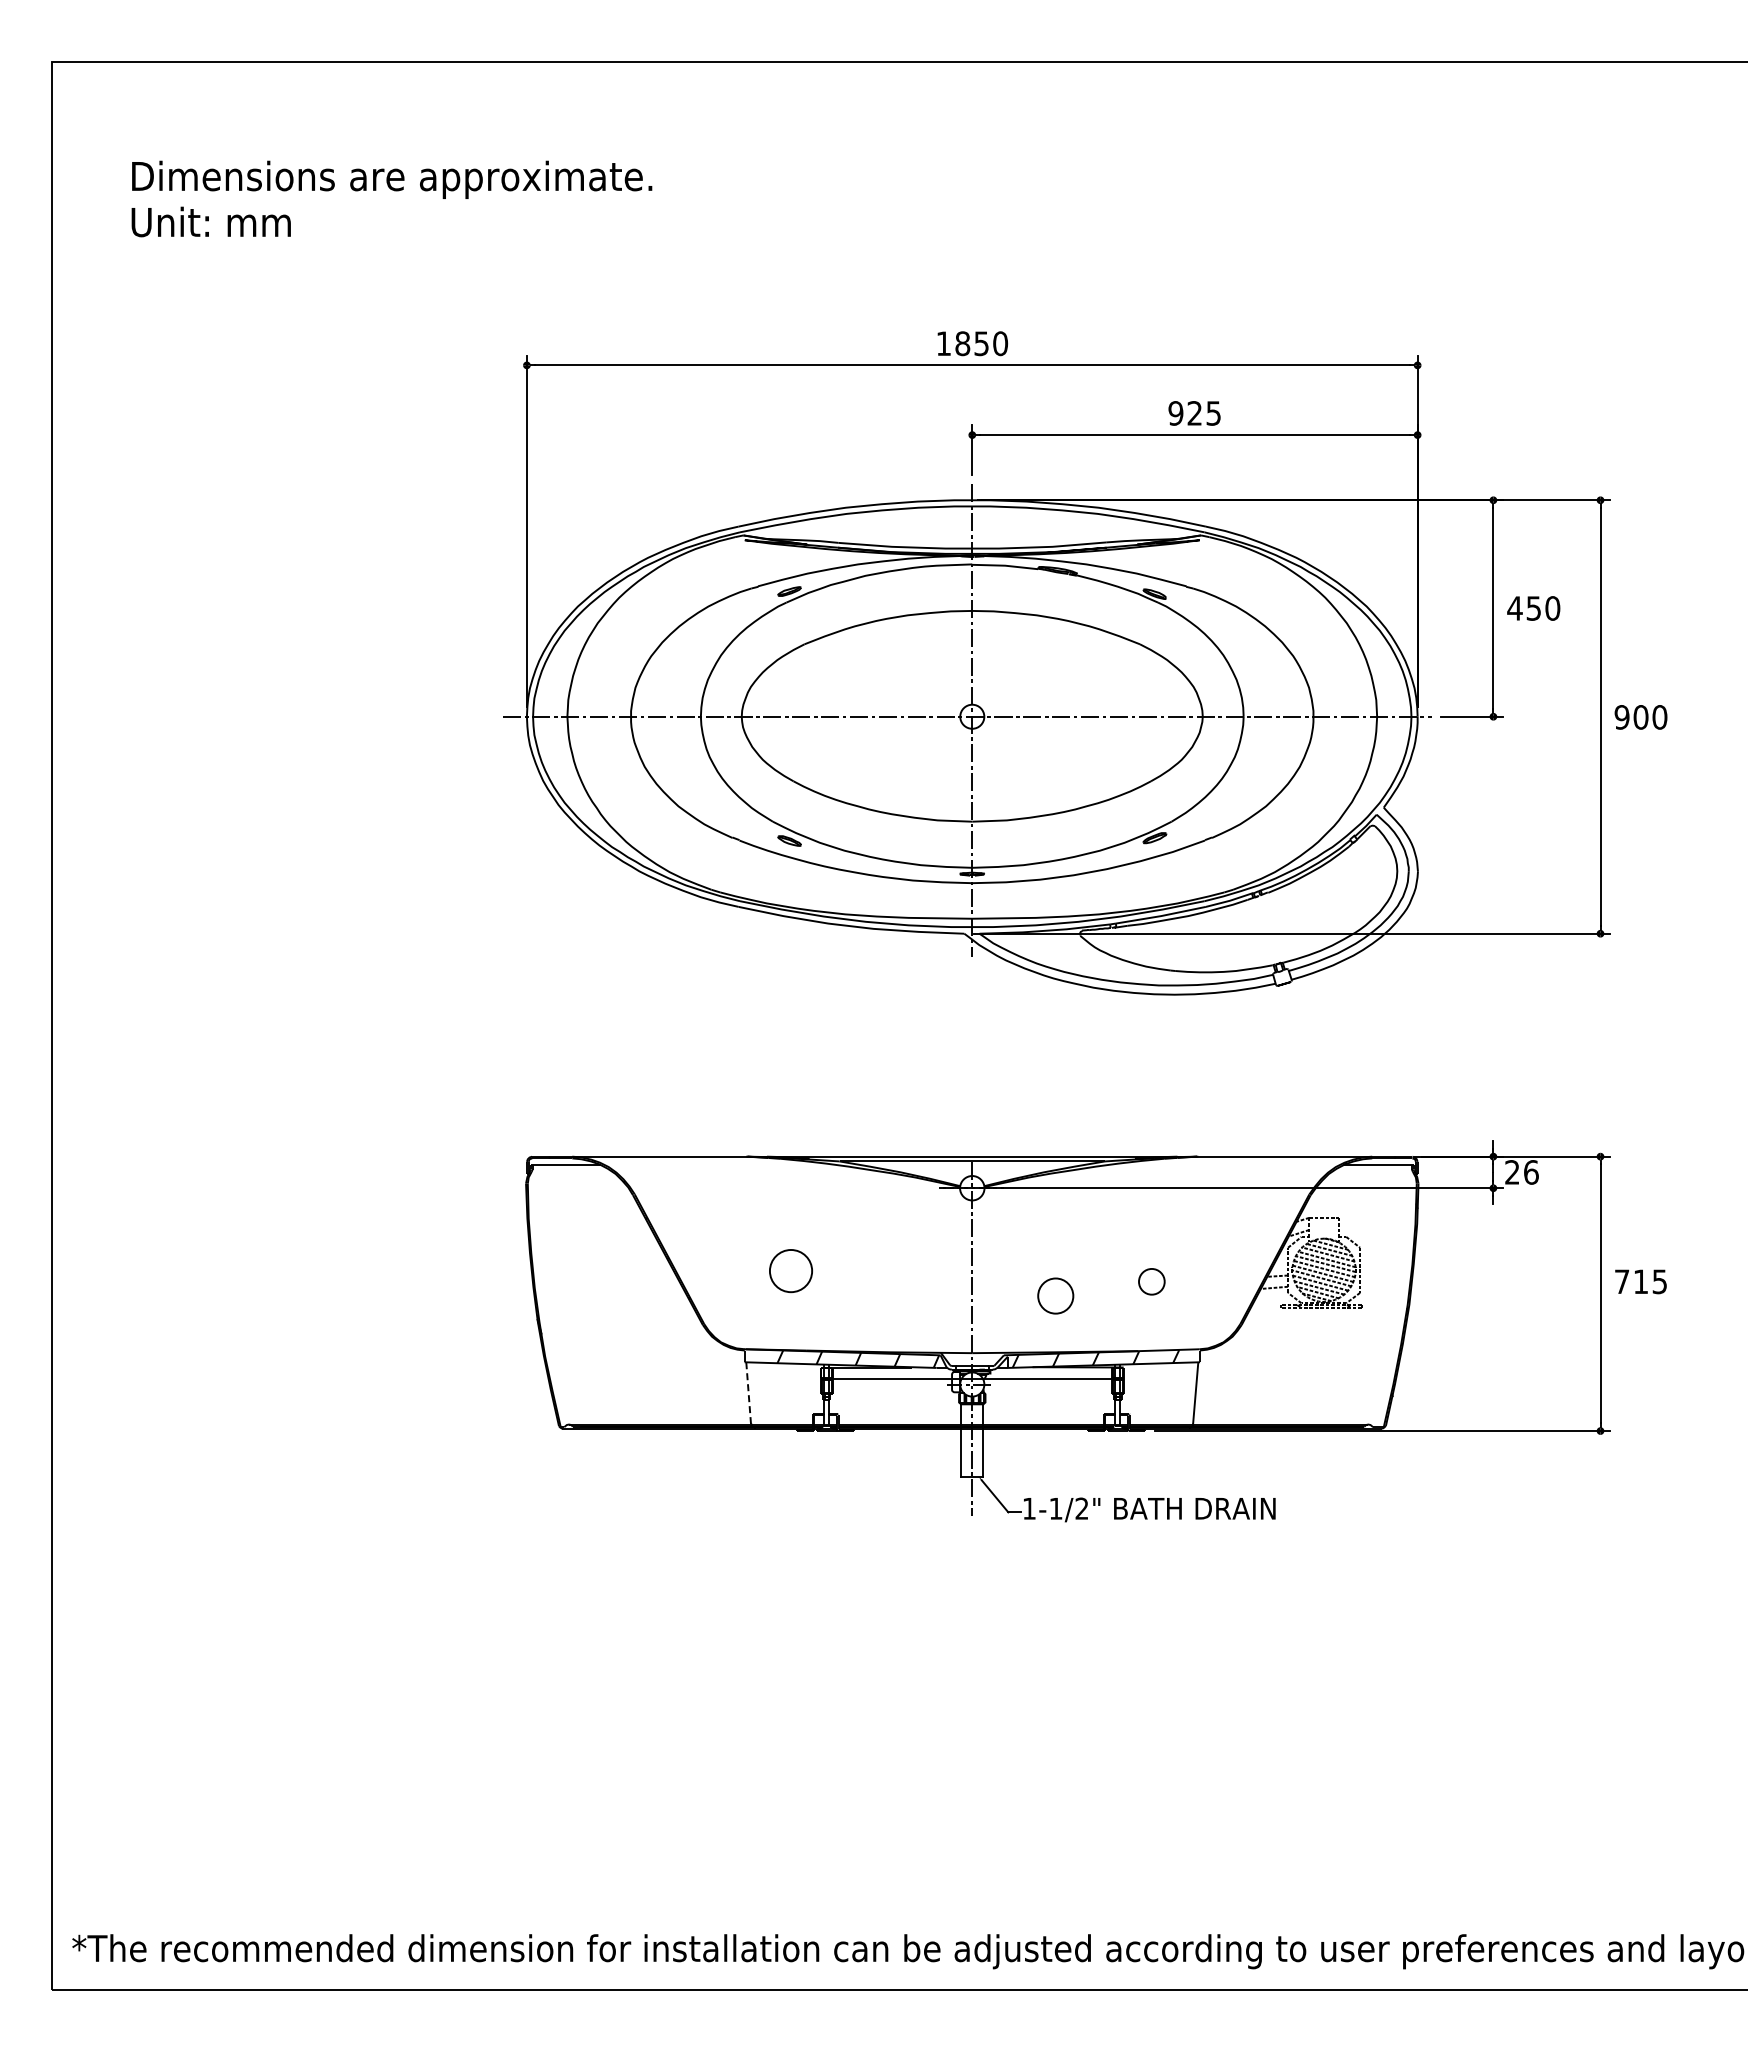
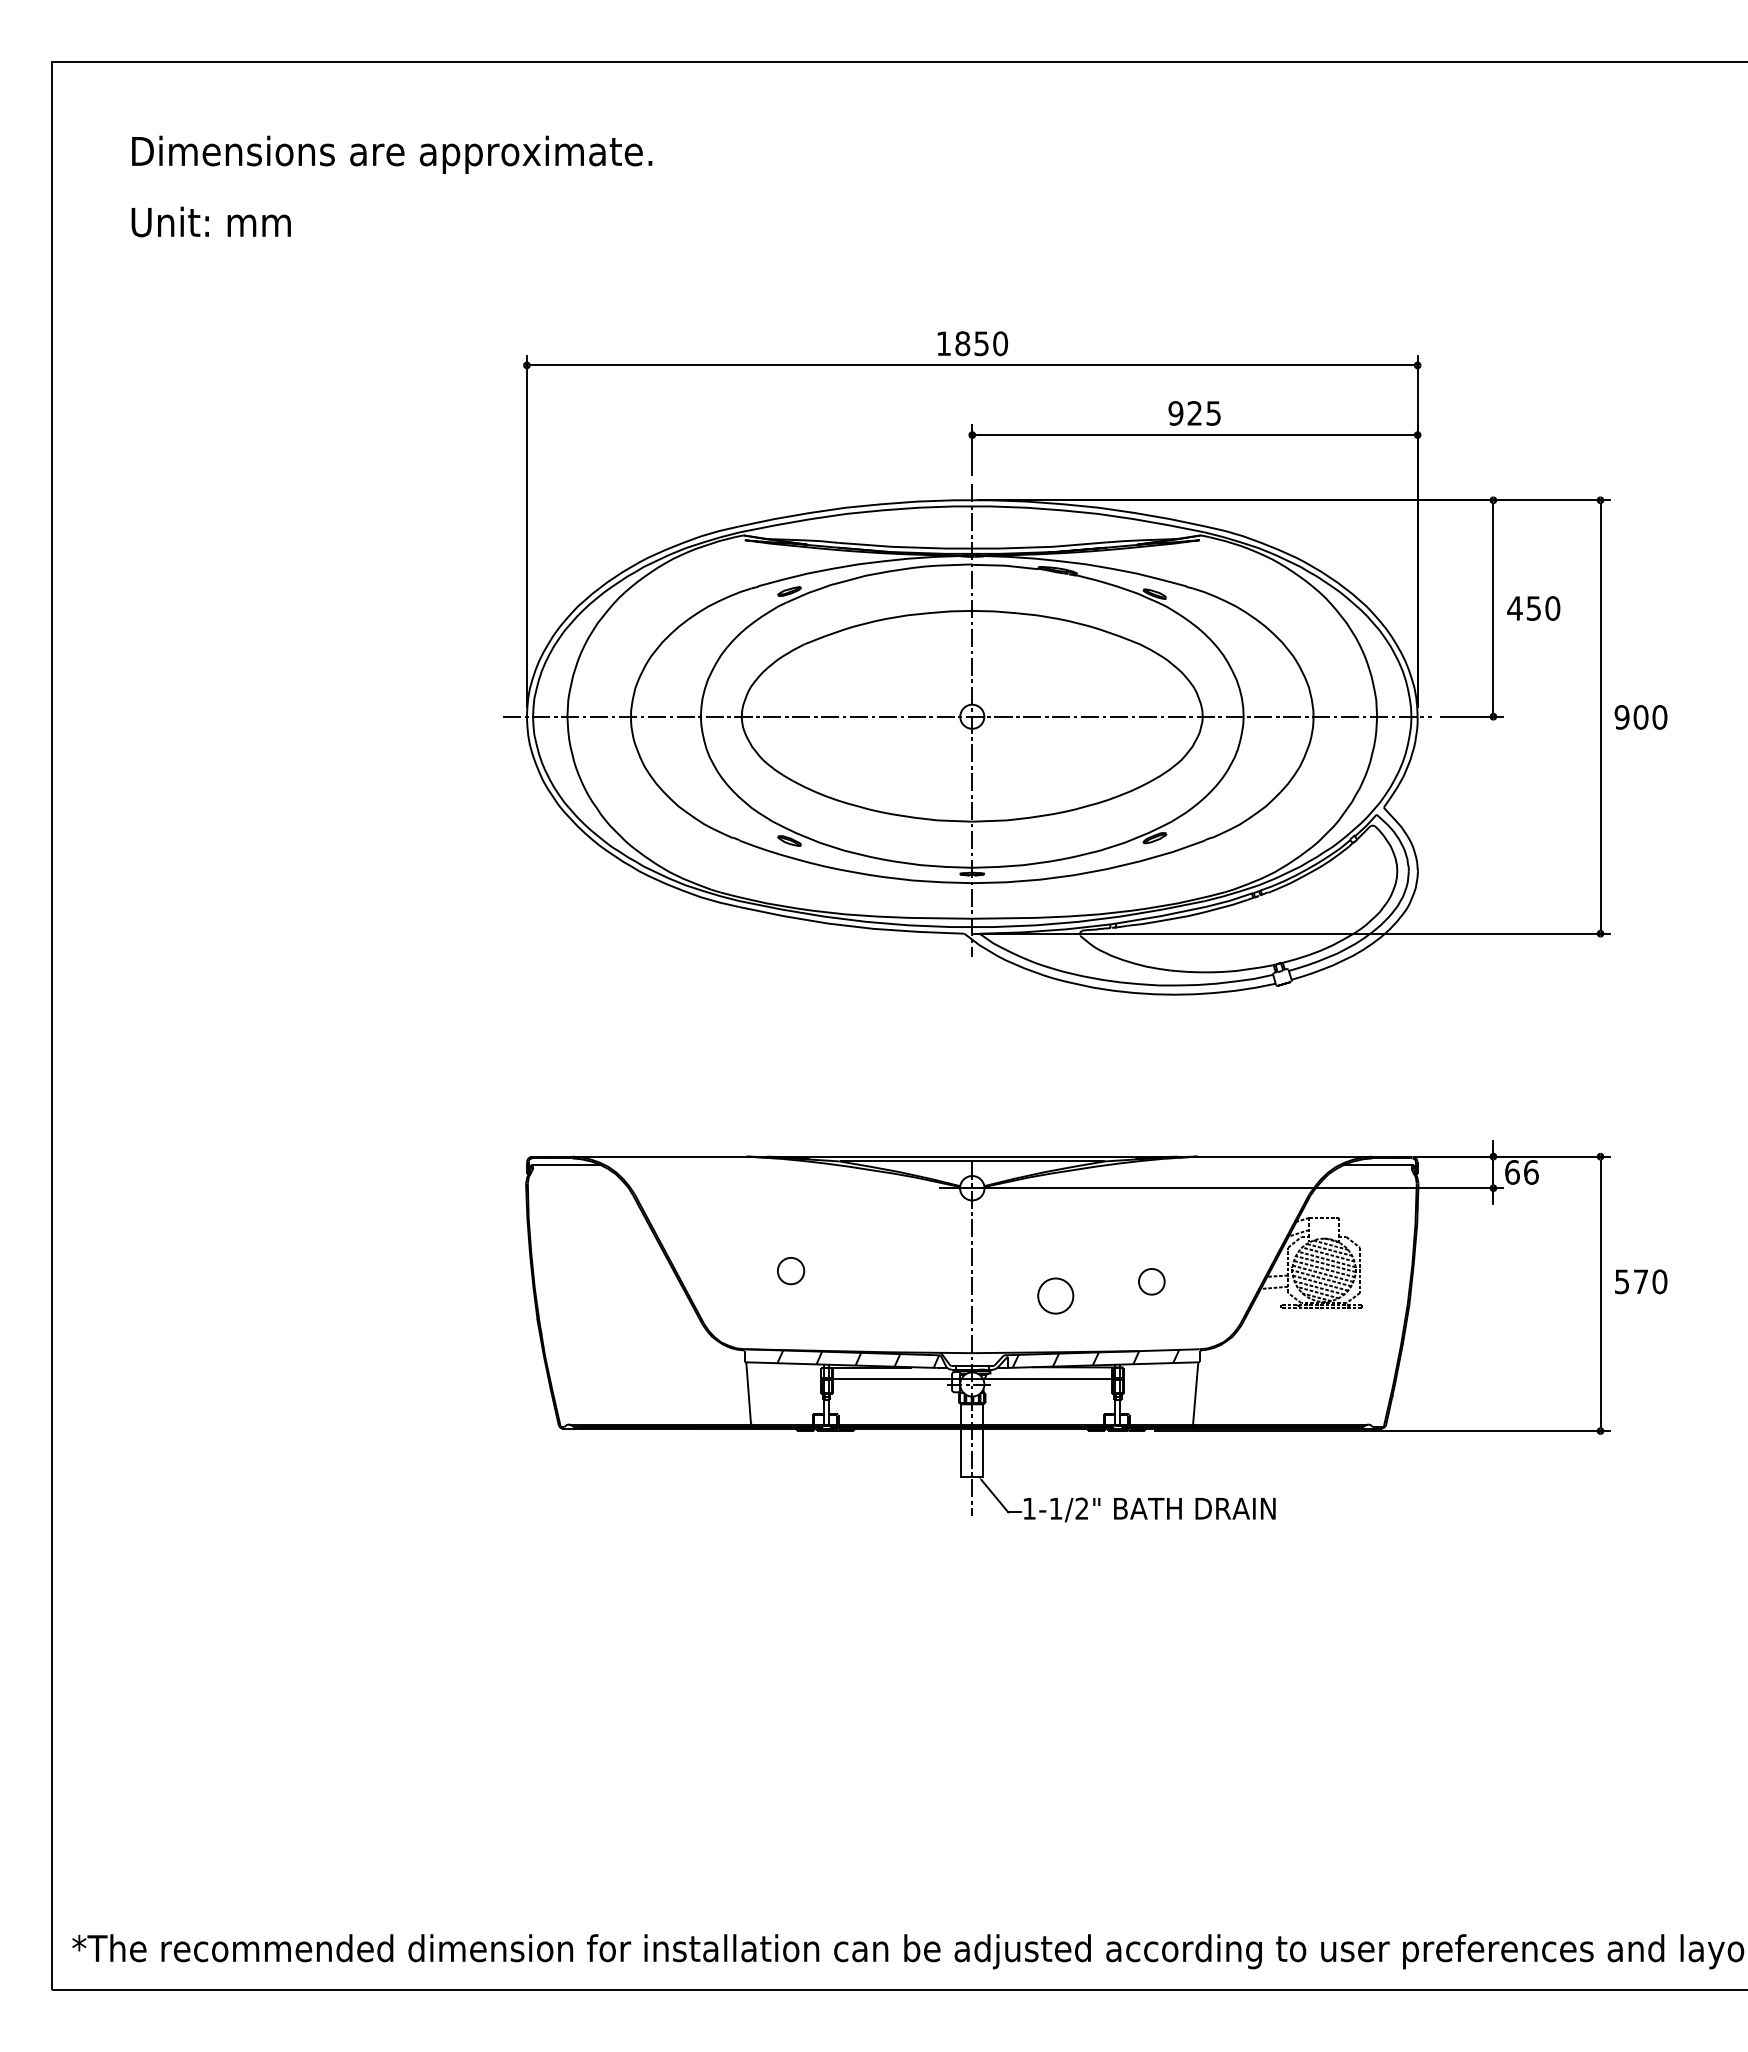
text position: (392, 179) -> (392, 154) (392, 154)
text: 26 -> 66 (1512, 1172)
circle diameter: 42 px -> 26 px (790, 1270)
text: 715 -> 570 (1641, 1281)
line: dashed -> solid (748, 1393)
